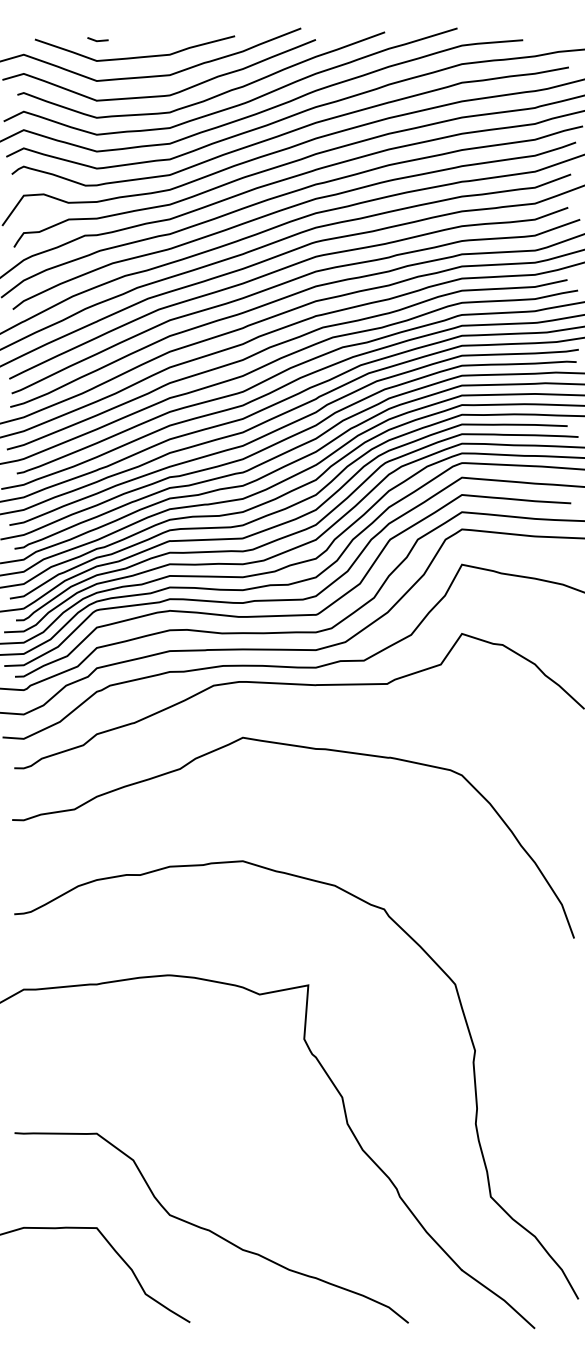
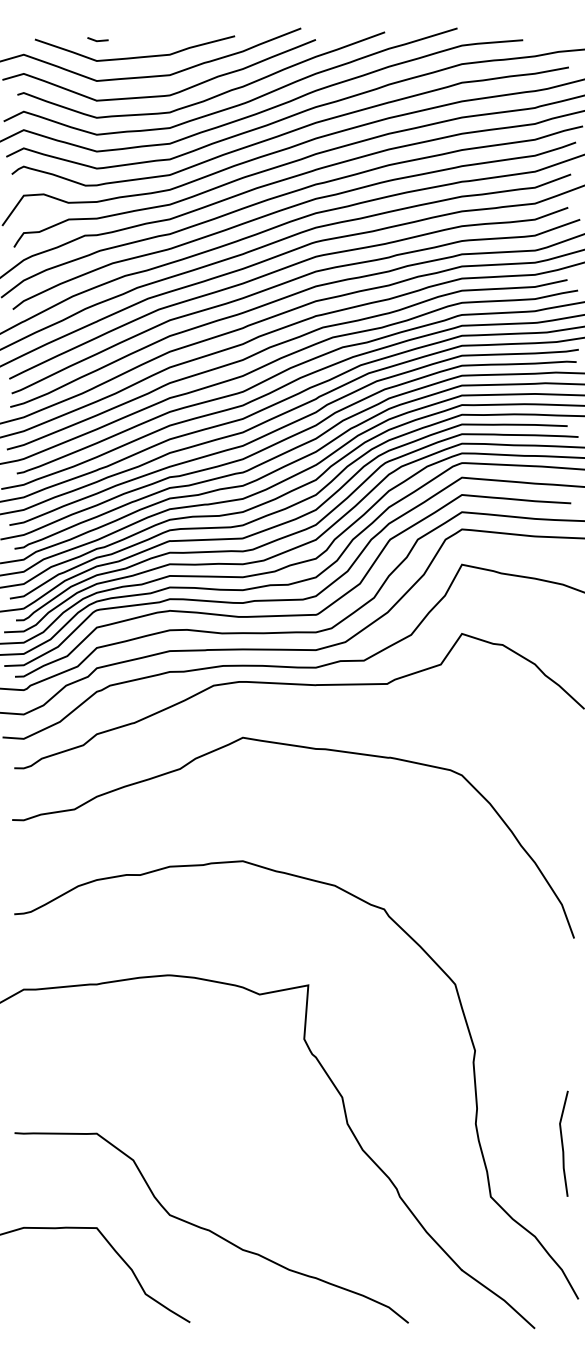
line: none -> present (563, 1143)
